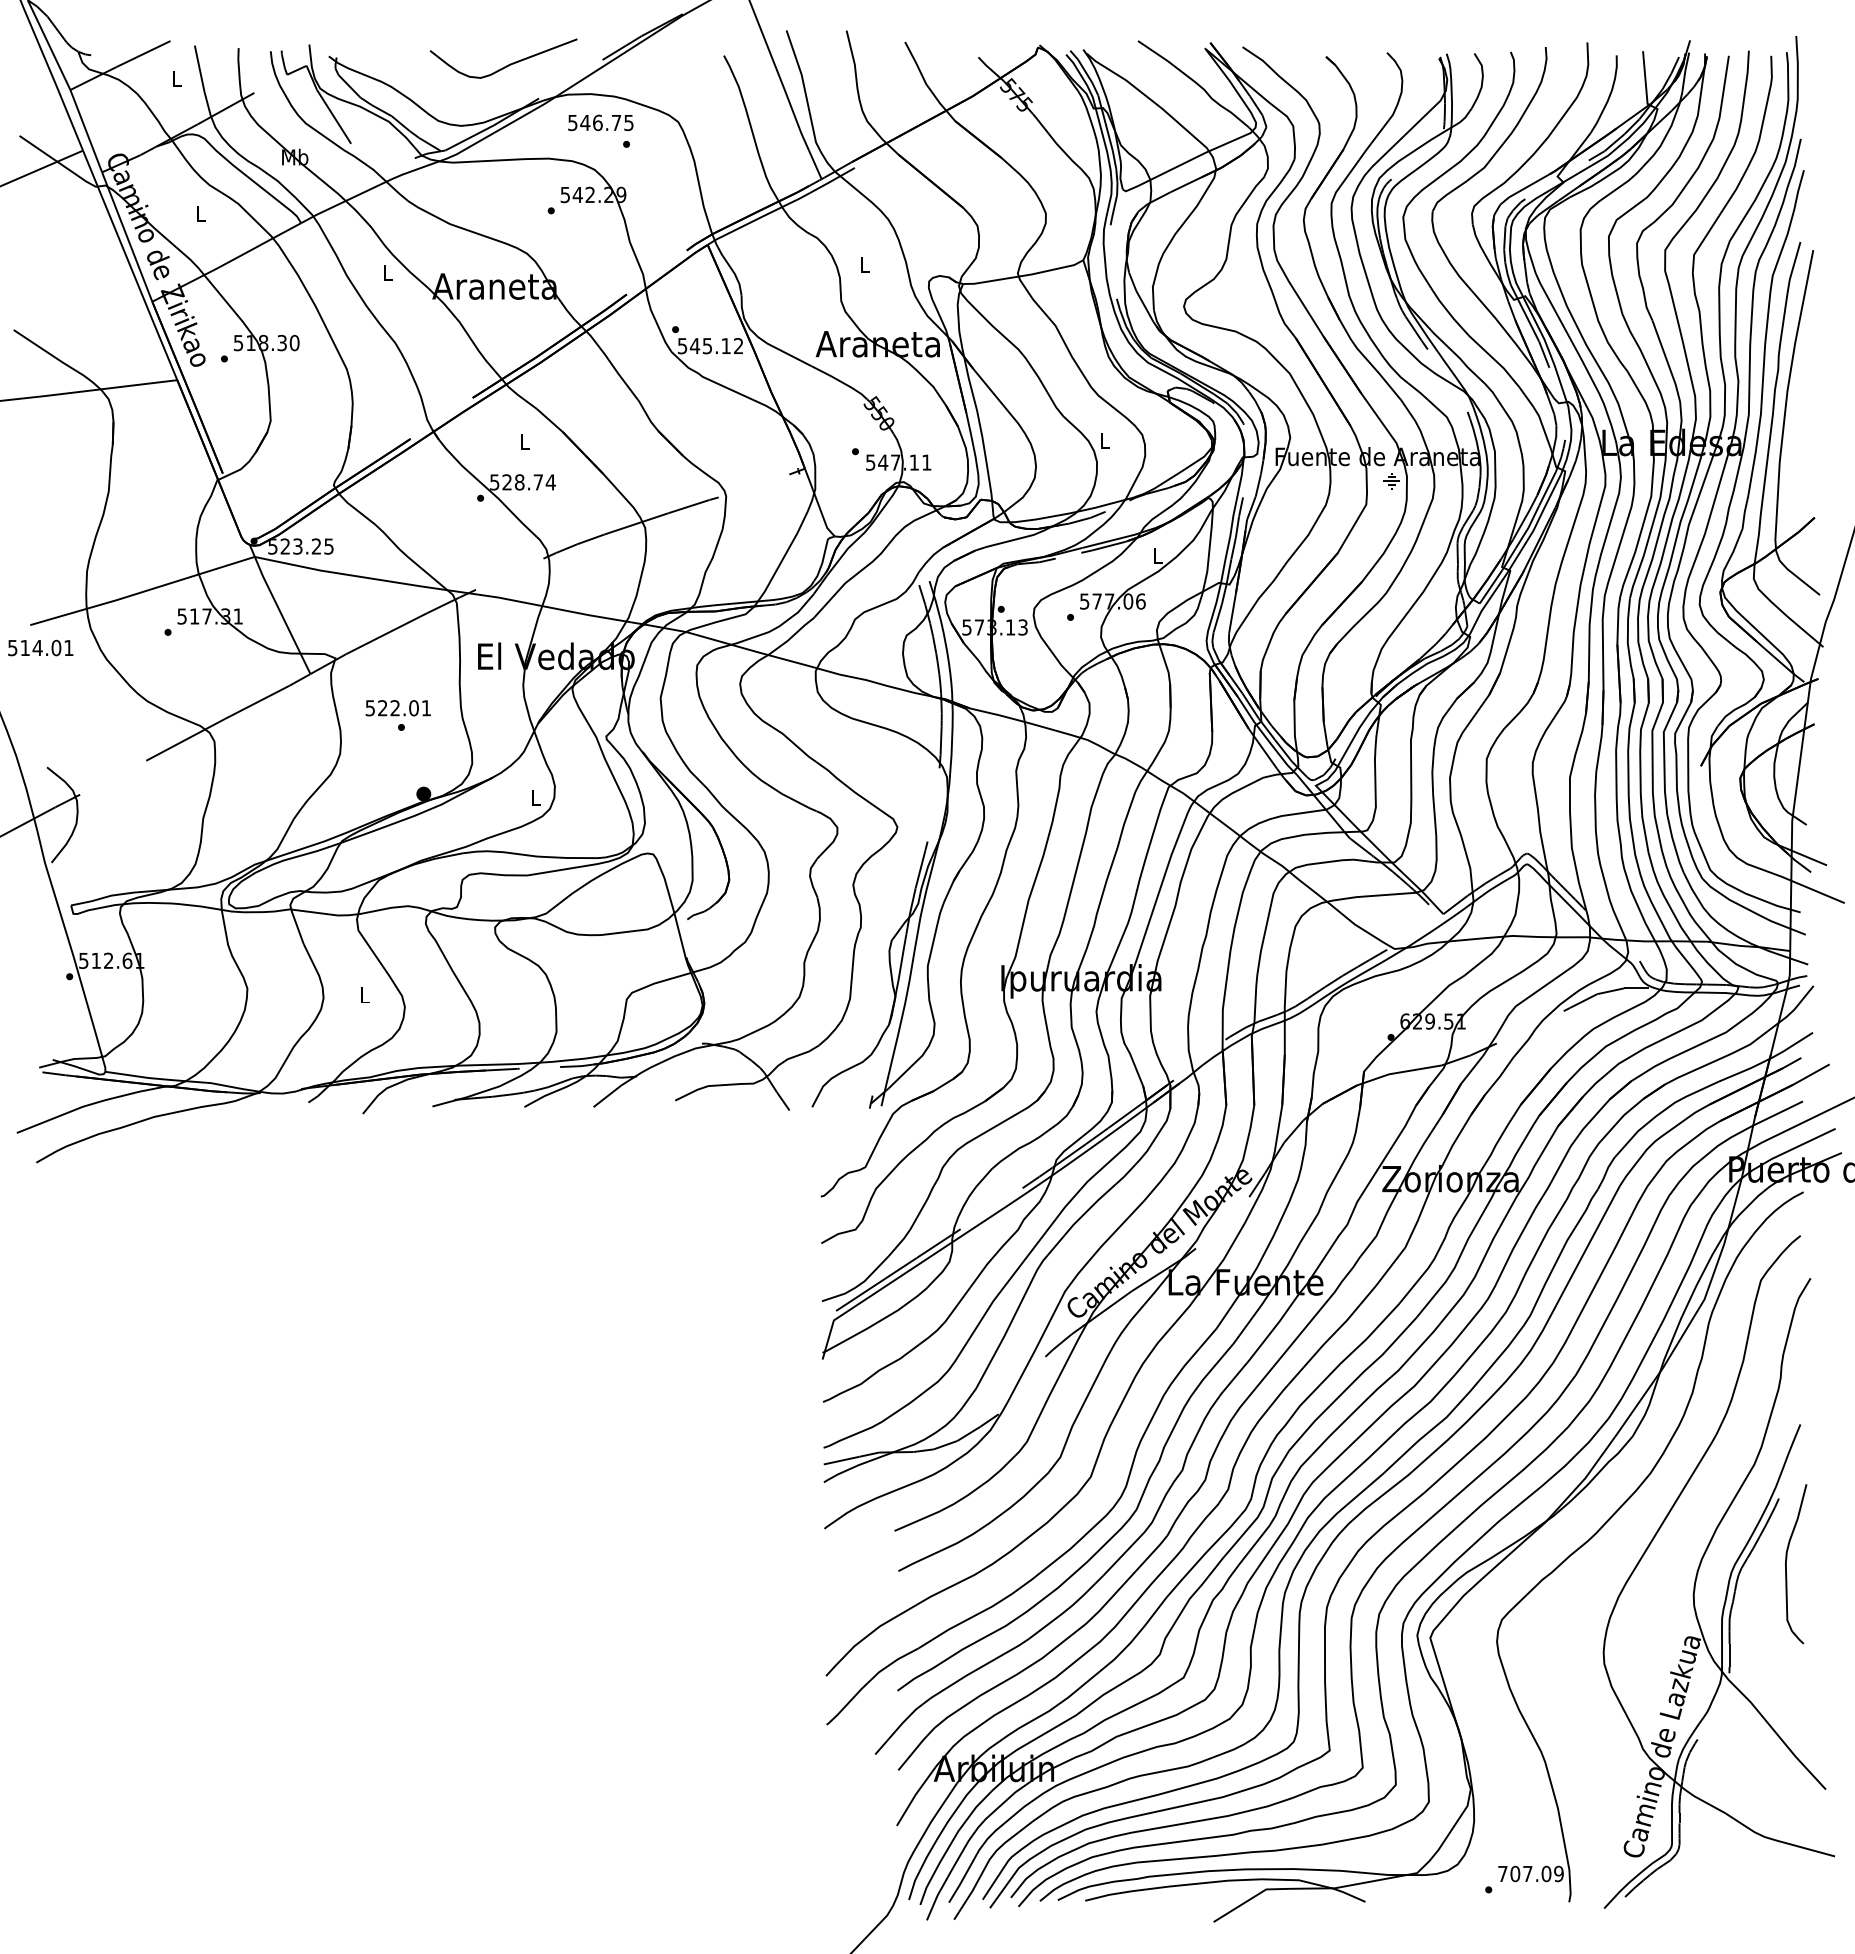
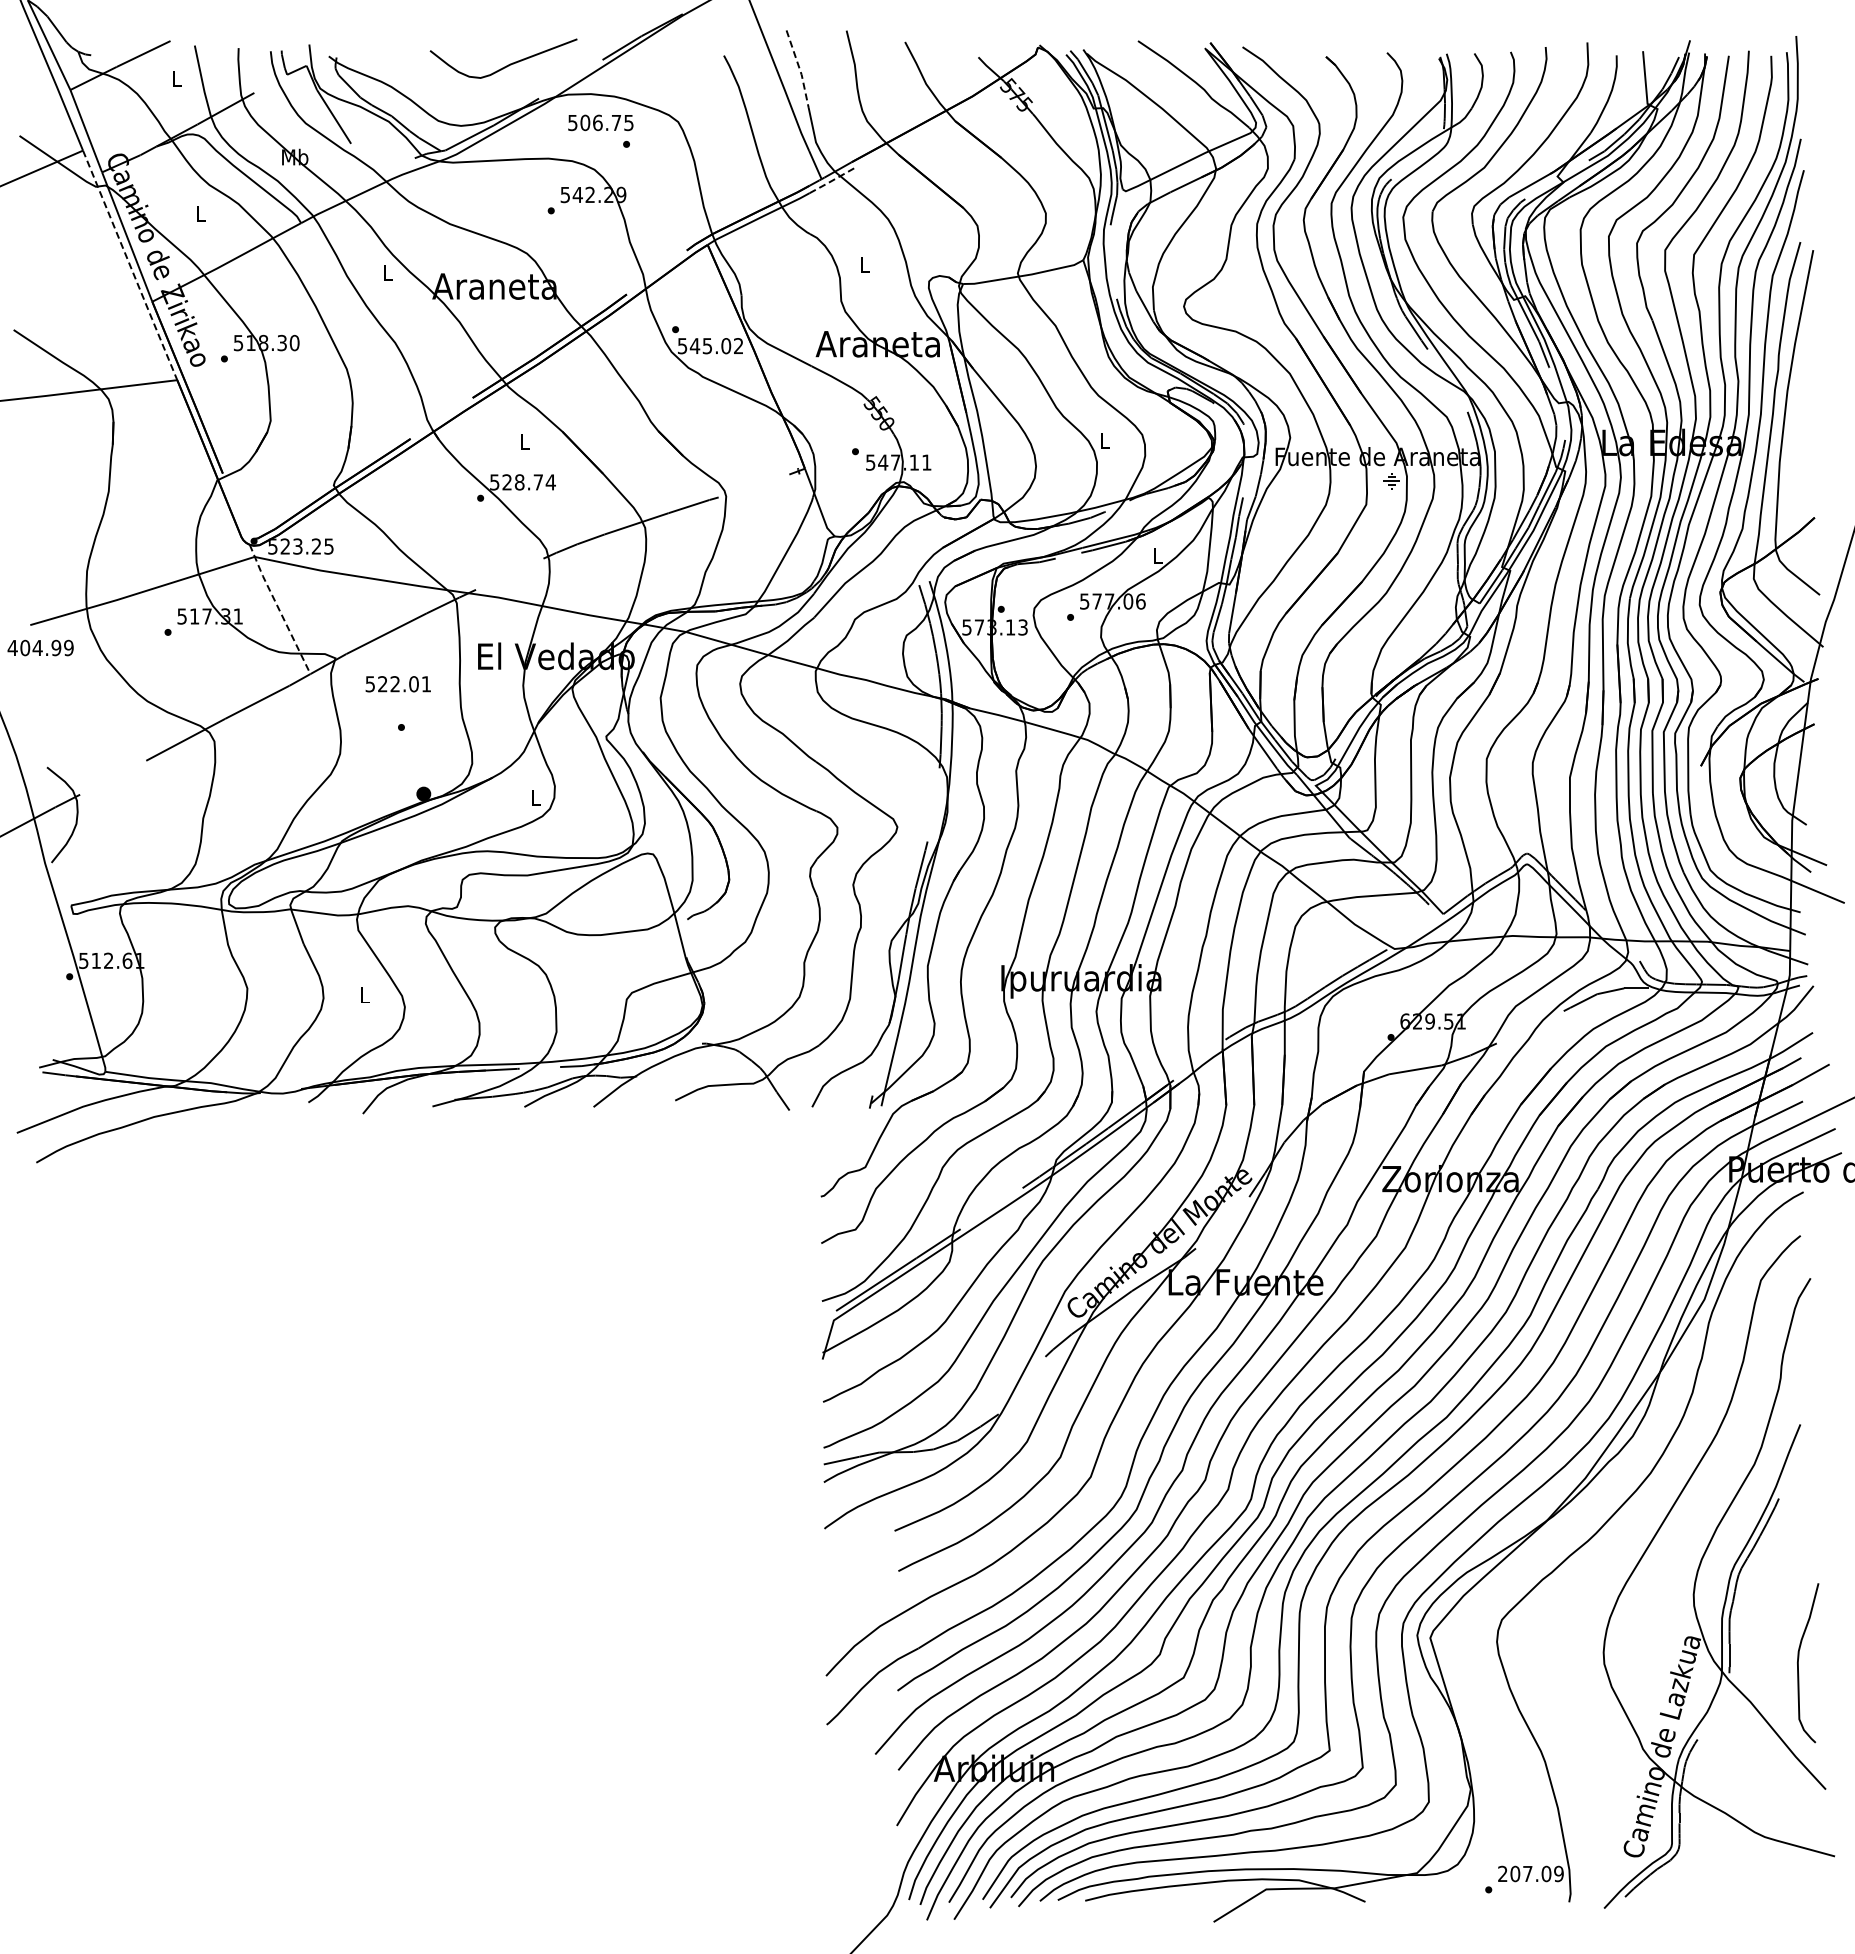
line: solid -> dashed (799, 69)
text: 546.75 -> 506.75 (585, 122)
line: solid -> dashed (831, 181)
line: solid -> dashed (130, 265)
text: 545.12 -> 545.02 (726, 346)
line: solid -> dashed (279, 609)
text: 514.01 -> 404.99 (40, 647)
text position: (397, 708) -> (397, 684) (397, 684)
curve position: (1786, 1564) -> (1798, 1663) (1798, 1663)
text: 707.09 -> 207.09 (1502, 1873)
